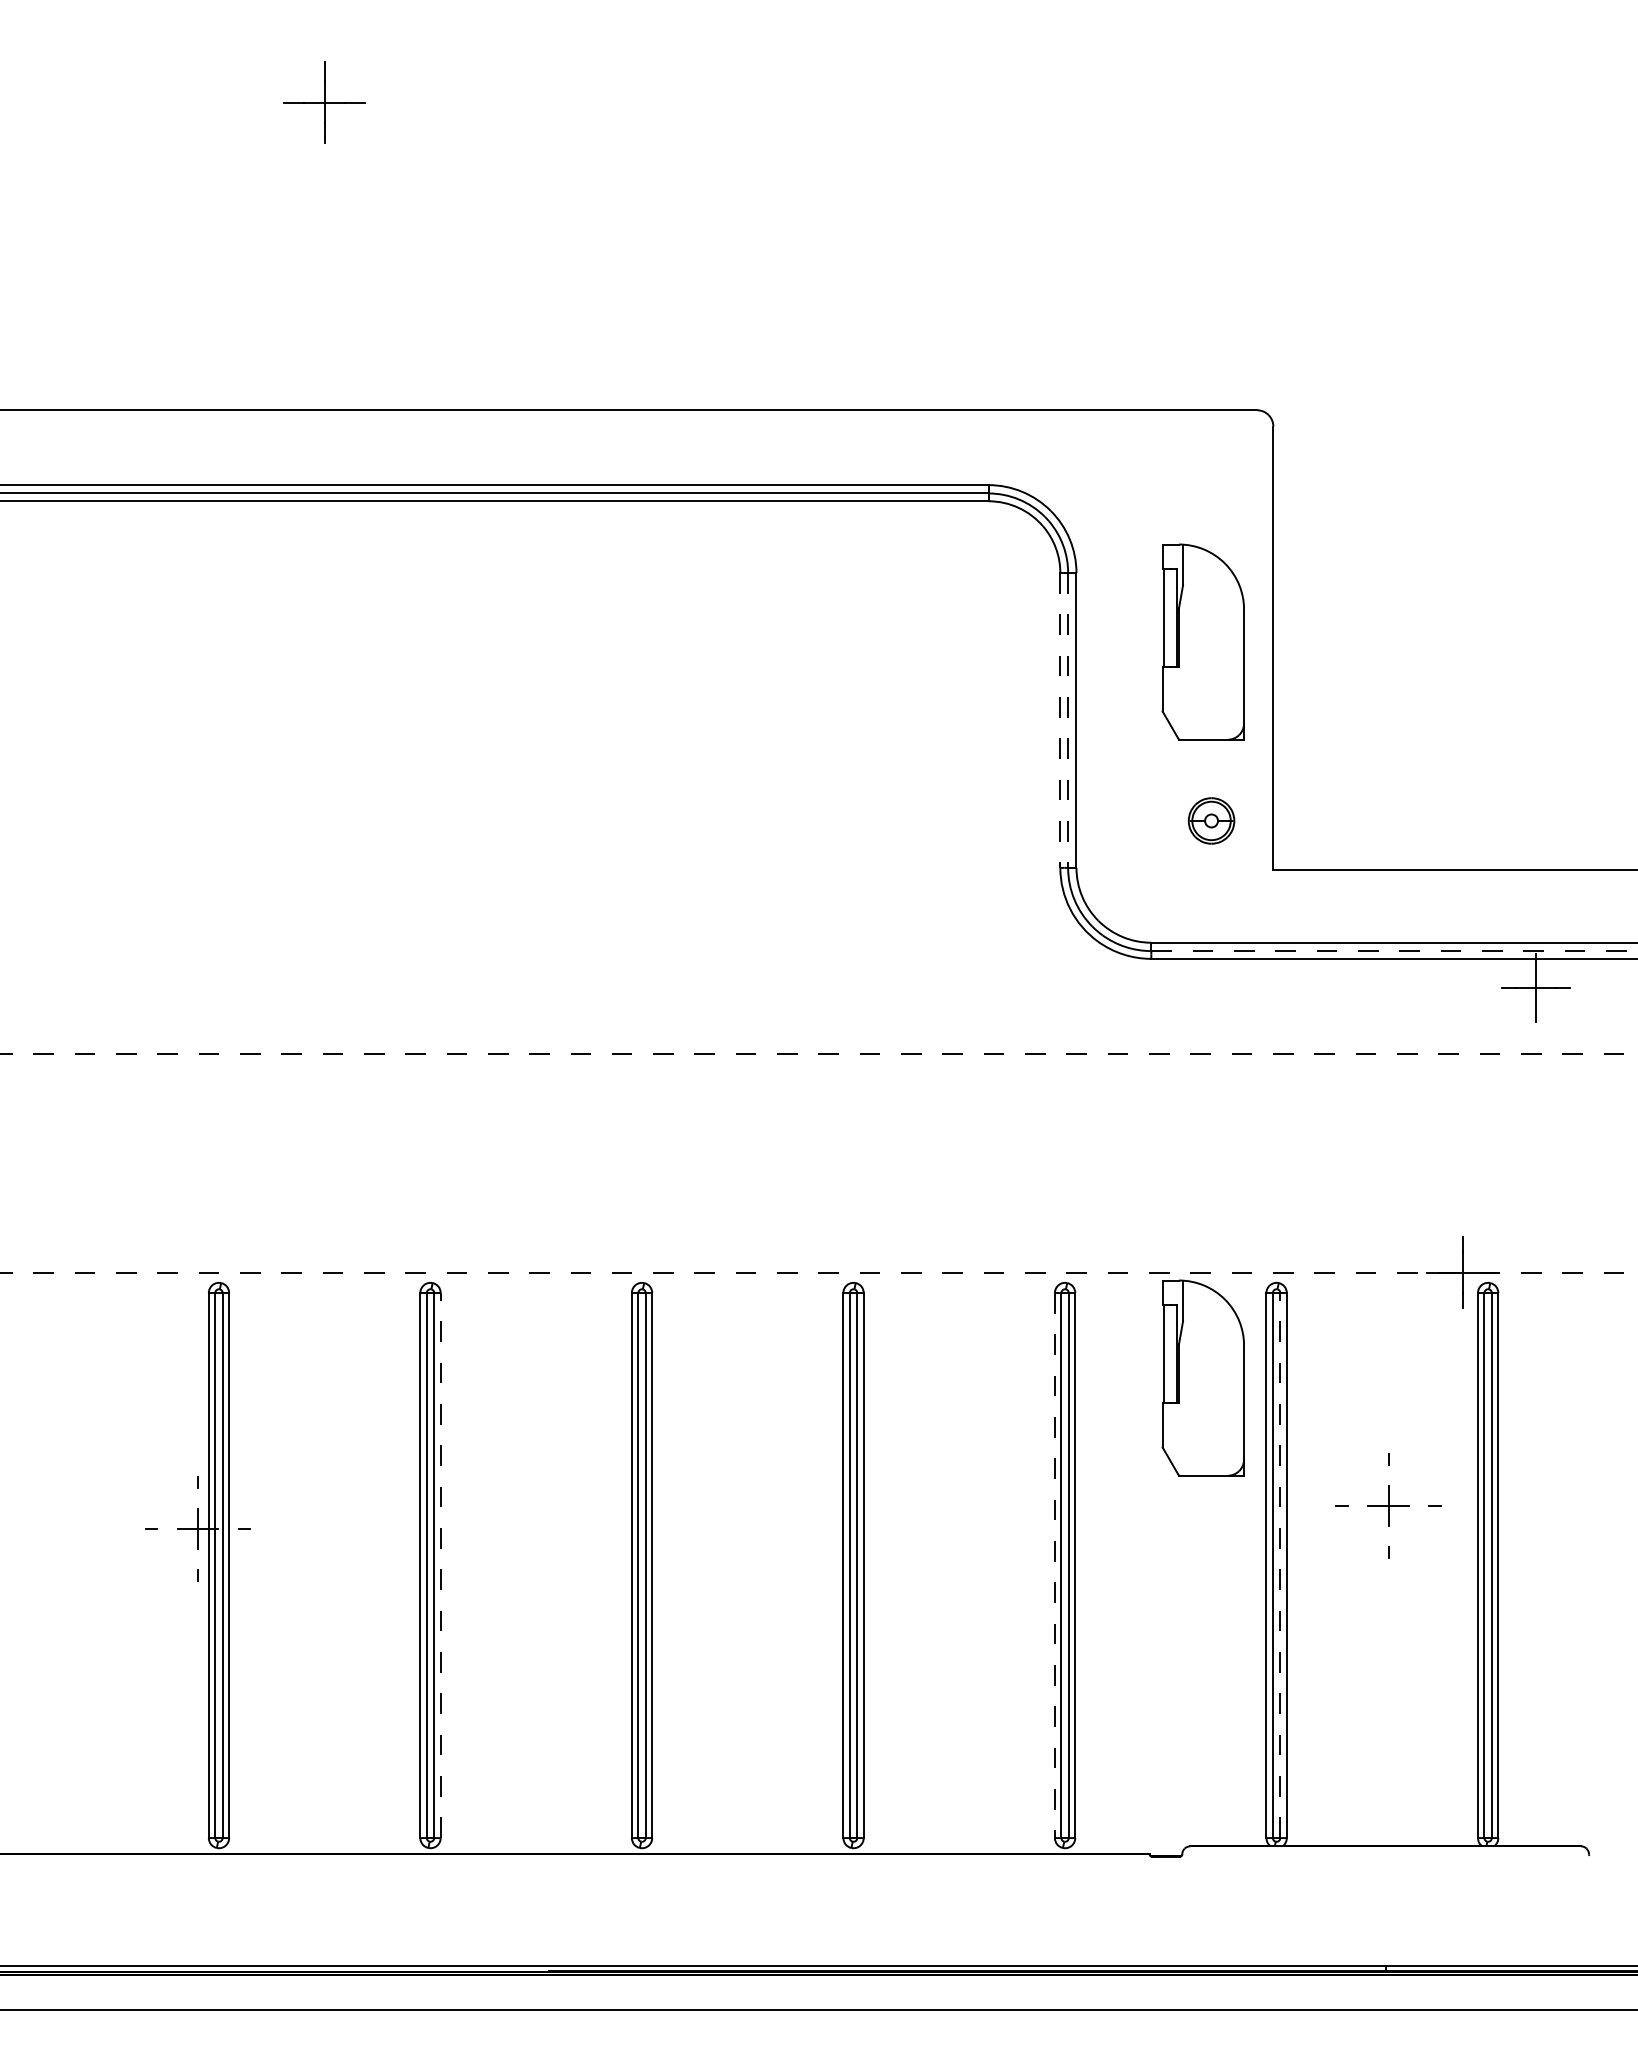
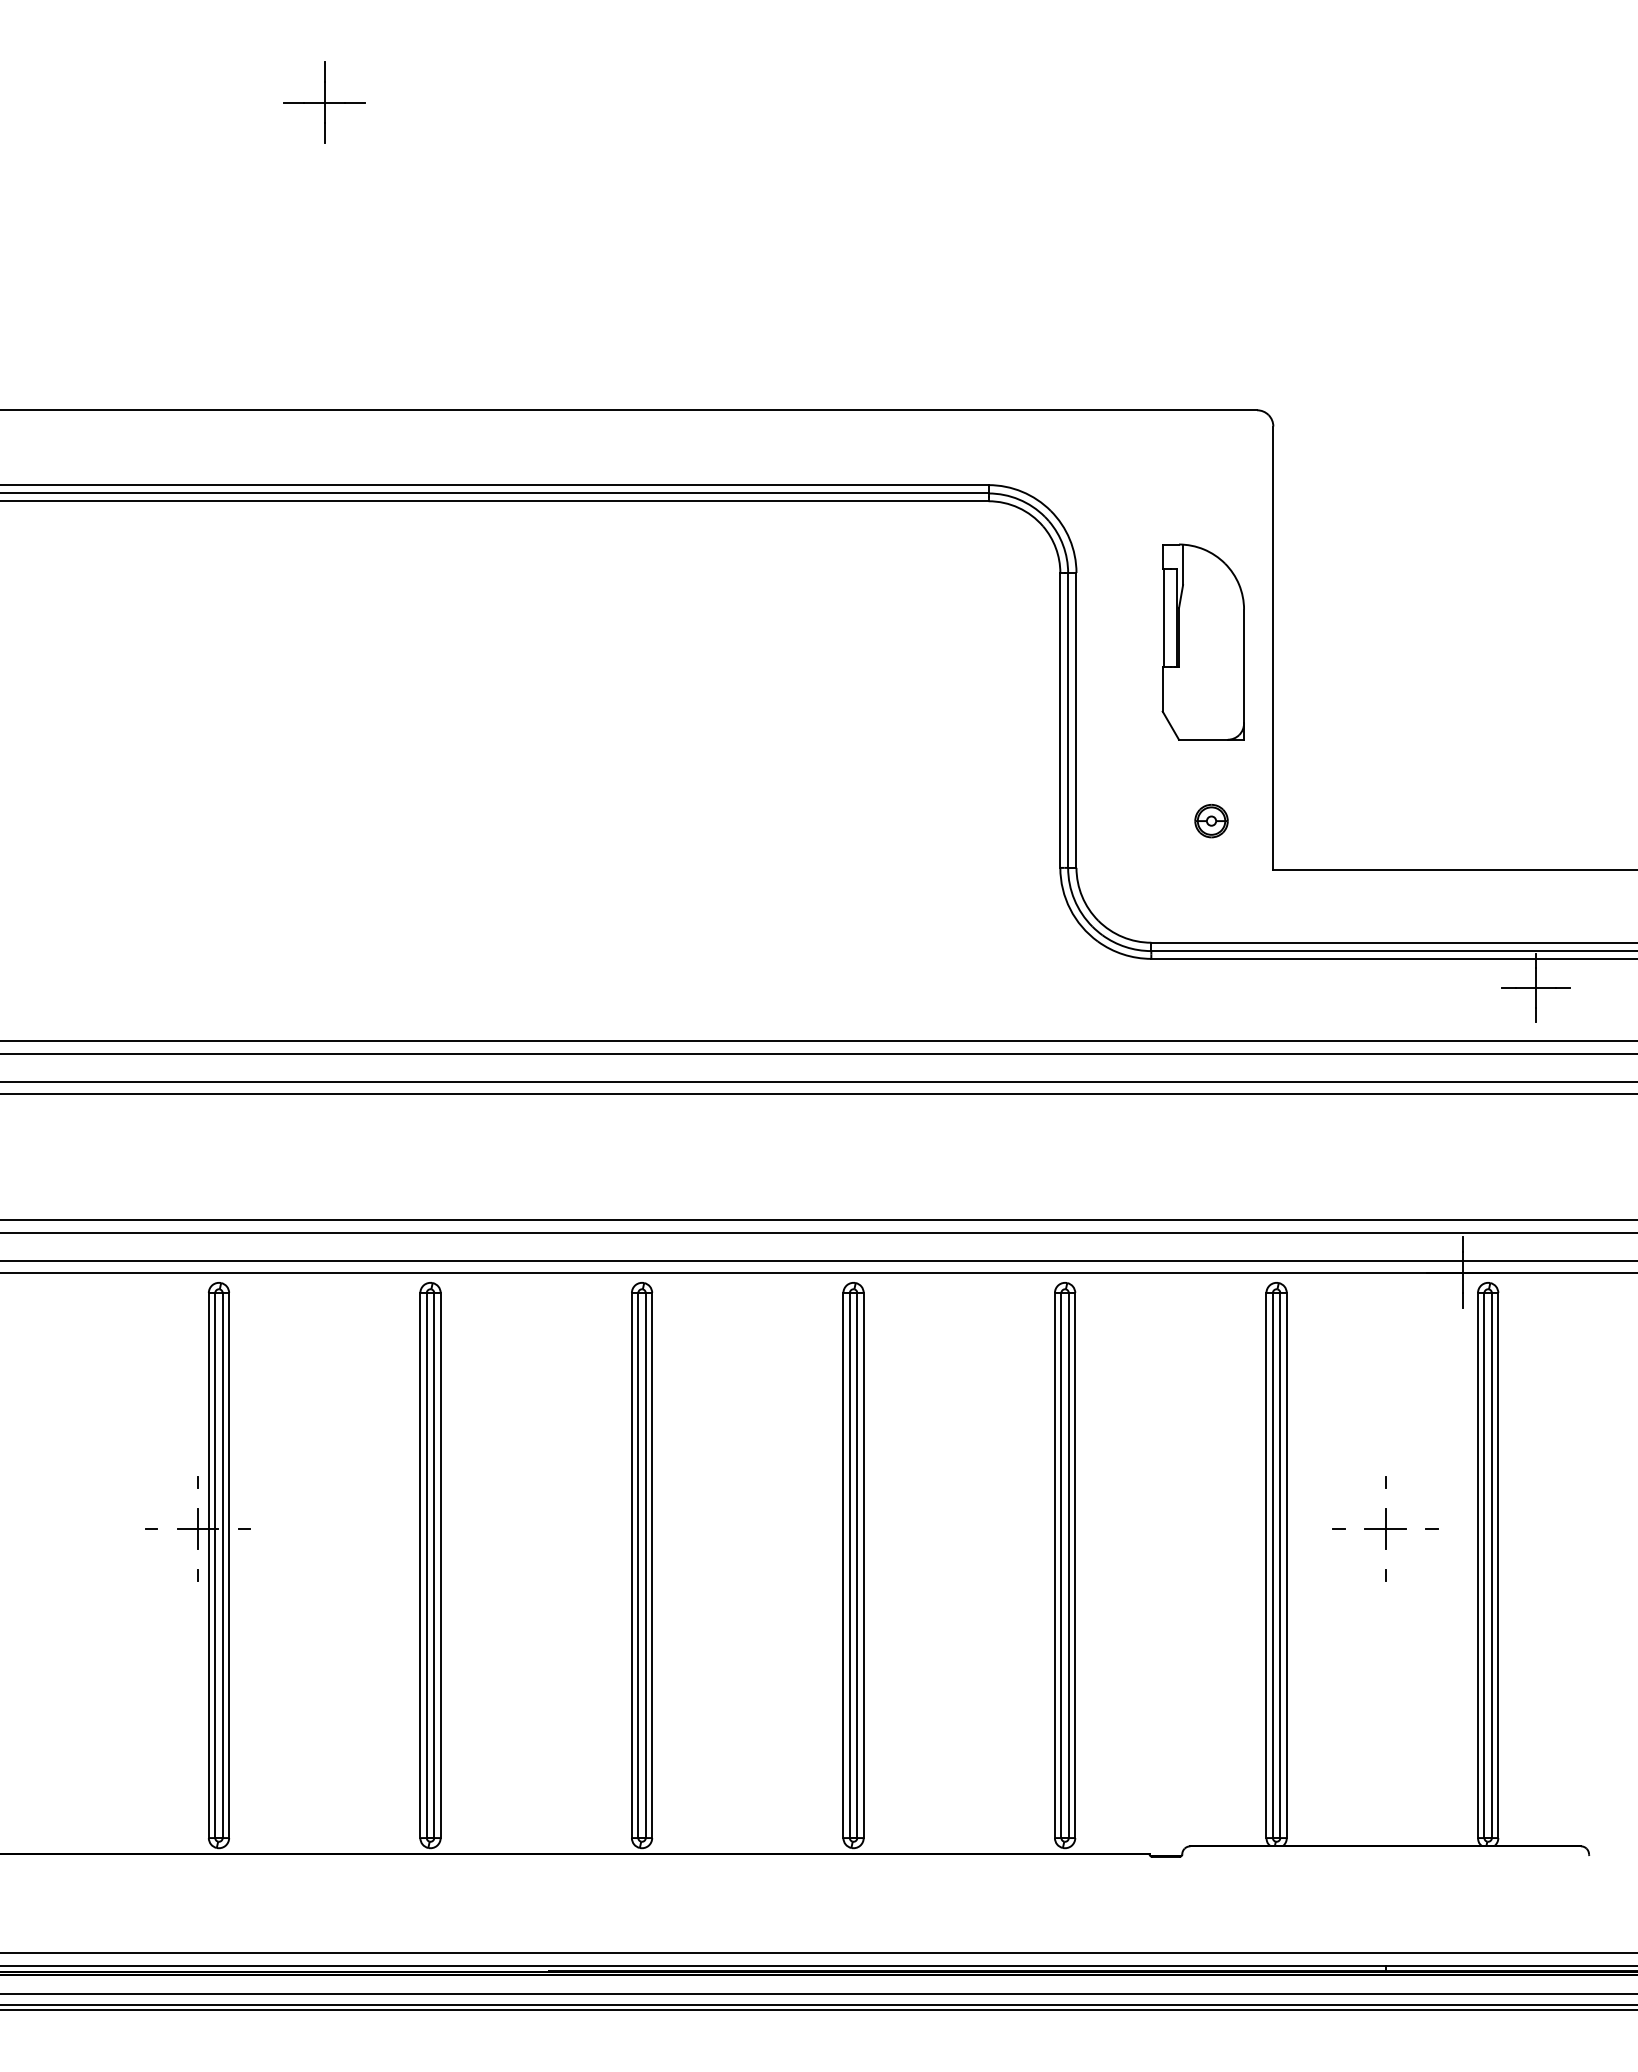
line: dashed -> solid (1060, 720)
line: dashed -> solid (1068, 720)
part size: 49x48 px -> 35x35 px (1211, 821)
line: dashed -> solid (1394, 951)
line: none -> present (818, 1040)
line: dashed -> solid (819, 1053)
line: none -> present (818, 1081)
line: none -> present (818, 1094)
line: none -> present (818, 1219)
line: none -> present (818, 1232)
line: none -> present (818, 1260)
line: dashed -> solid (819, 1273)
part: present -> none (1202, 1377)
part position: (1388, 1505) -> (1385, 1528) (1385, 1528)
line: dashed -> solid (440, 1565)
line: dashed -> solid (1054, 1565)
line: dashed -> solid (1280, 1565)
line: none -> present (818, 1953)
line: none -> present (818, 1993)
line: none -> present (818, 2004)
